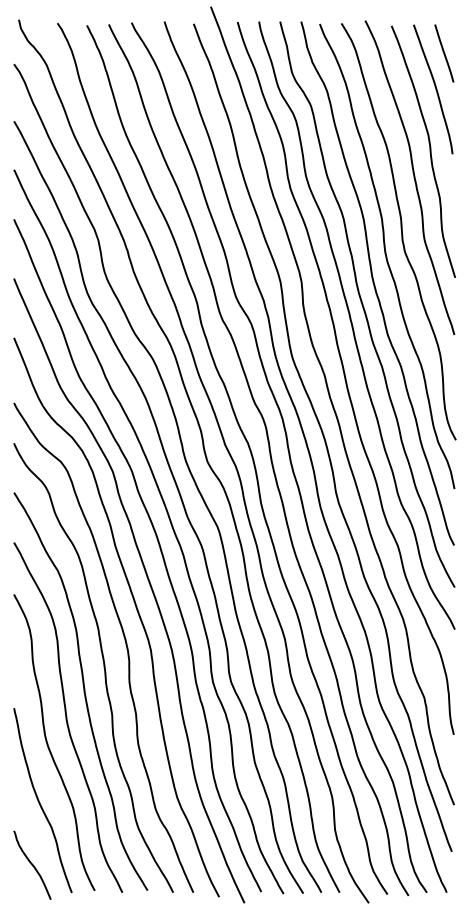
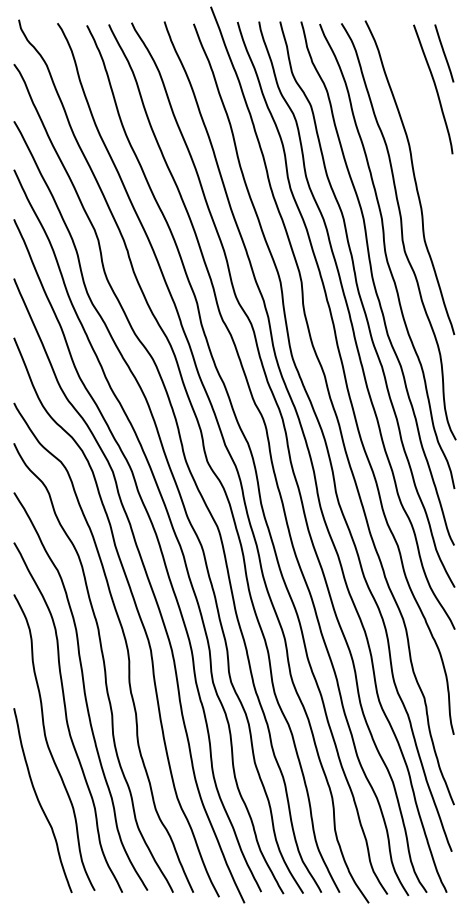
curve: present -> none (429, 151)
curve: present -> none (32, 864)
